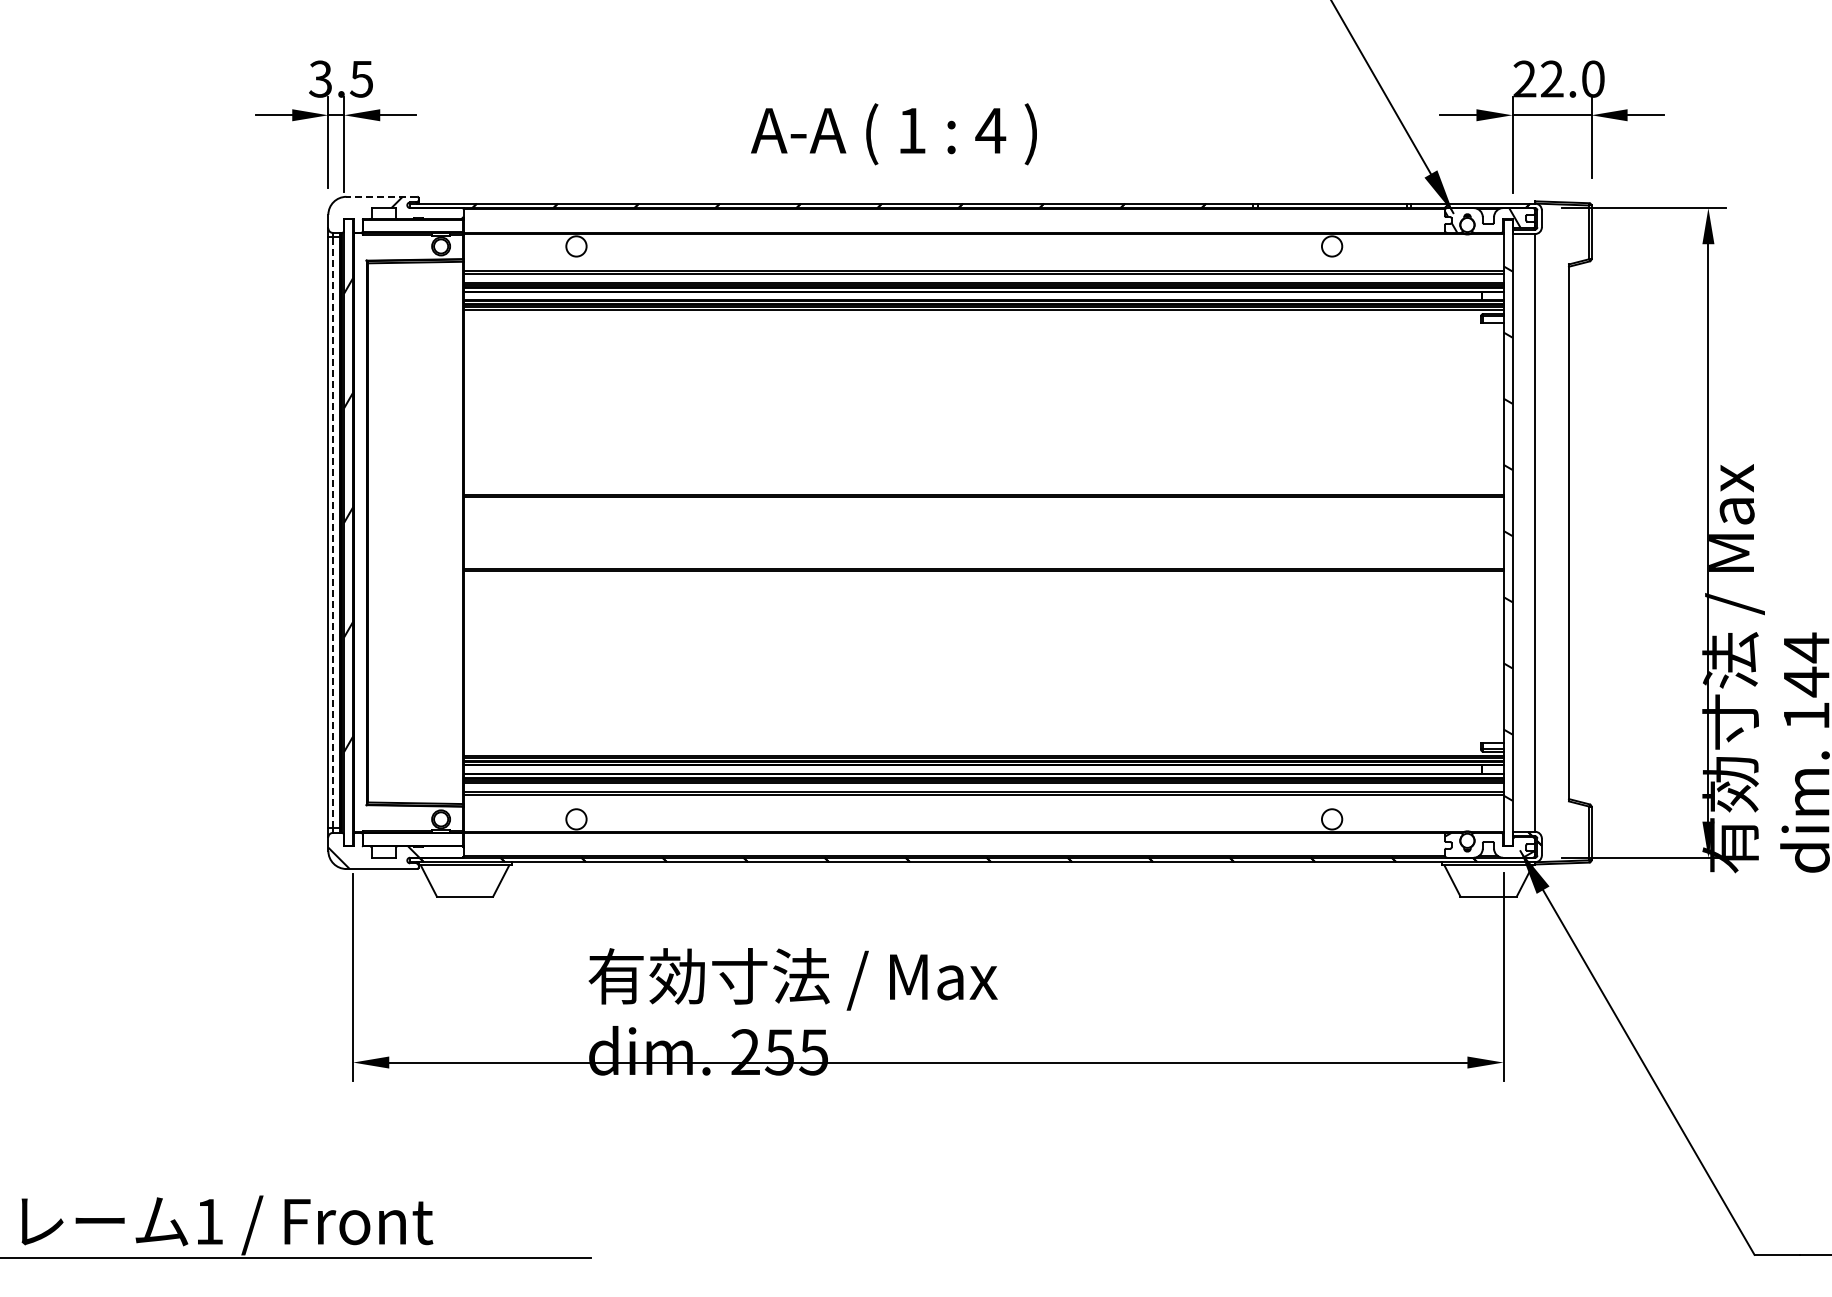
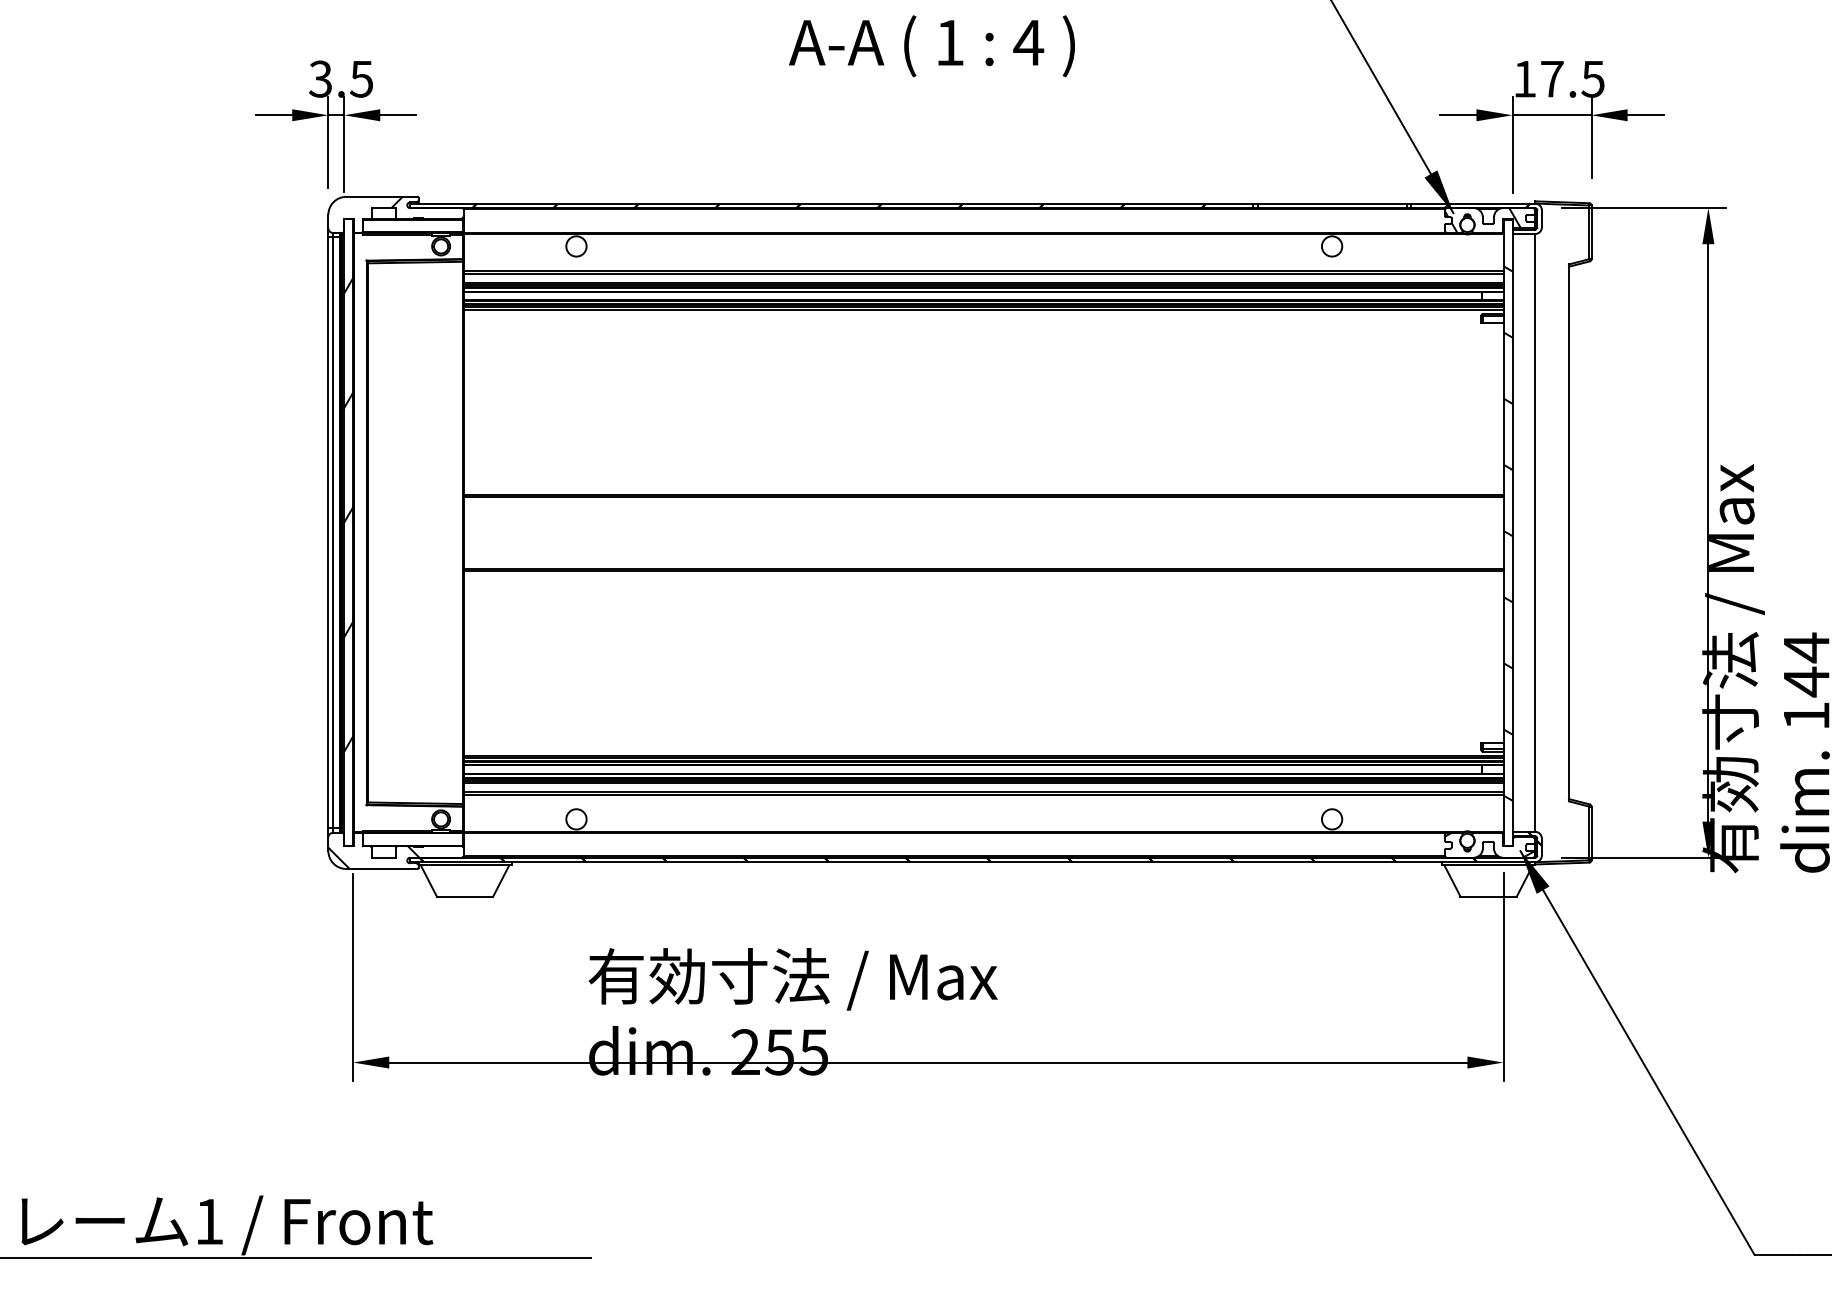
text: 22.0 -> 17.5 (1558, 78)
text position: (893, 134) -> (931, 46) (931, 46)
line: dashed -> solid (381, 196)
line: dashed -> solid (332, 532)
